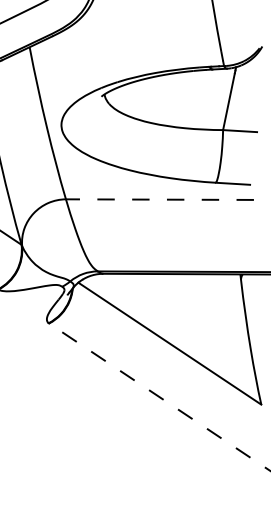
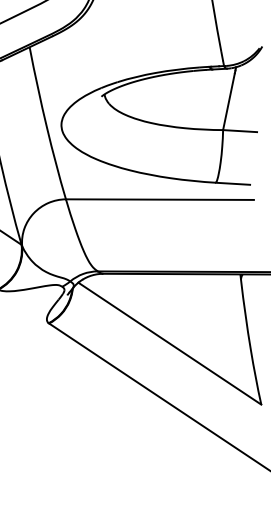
line: dashed -> solid (159, 199)
line: dashed -> solid (159, 397)
